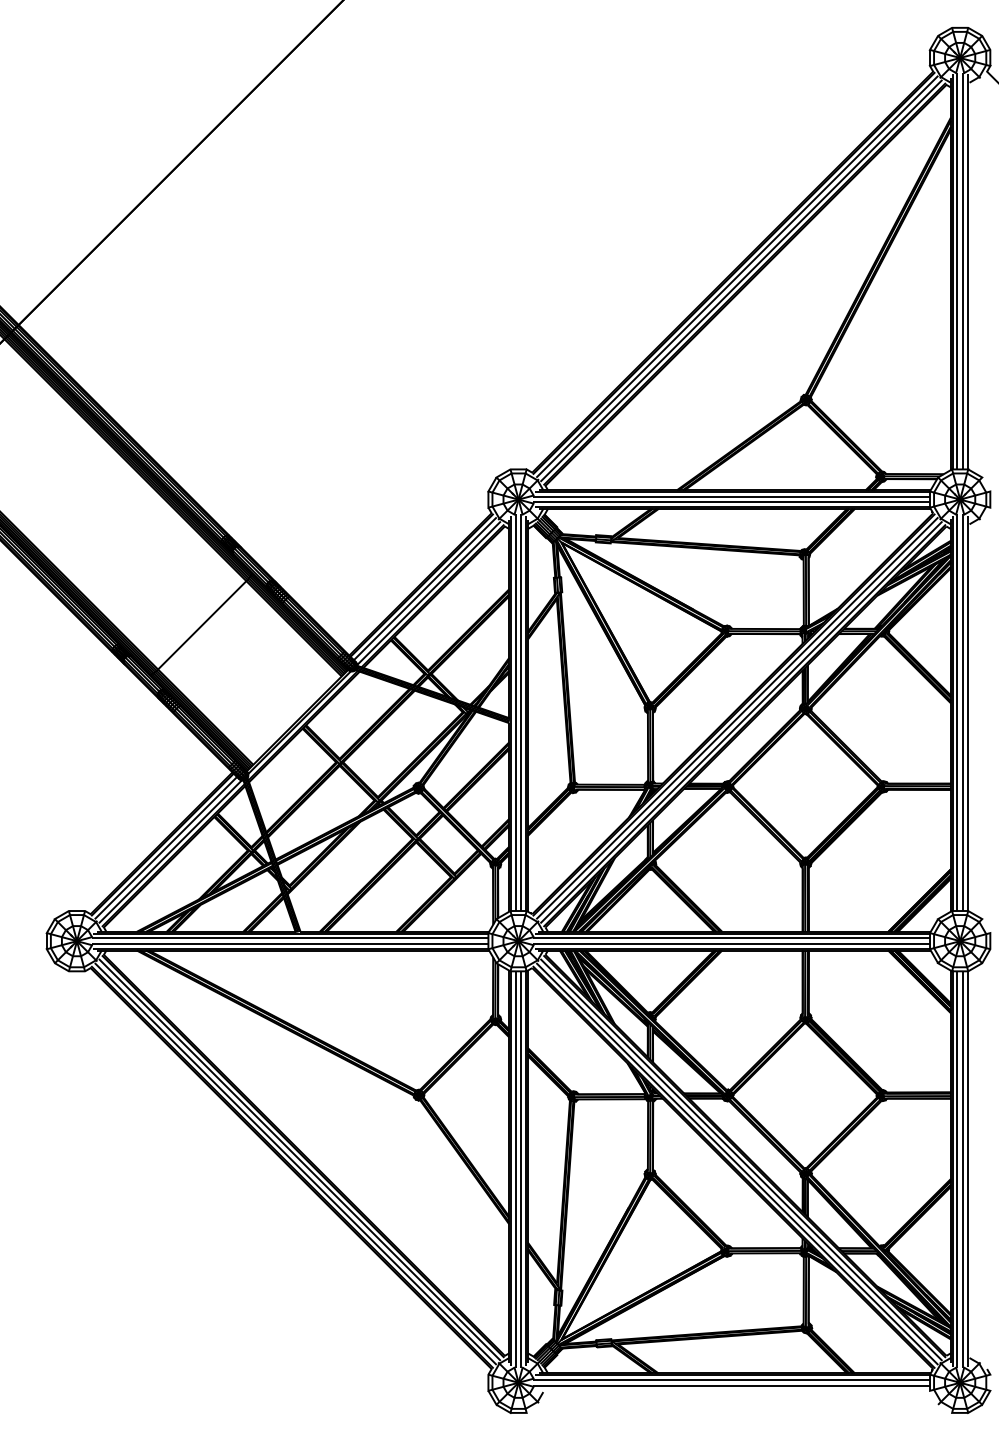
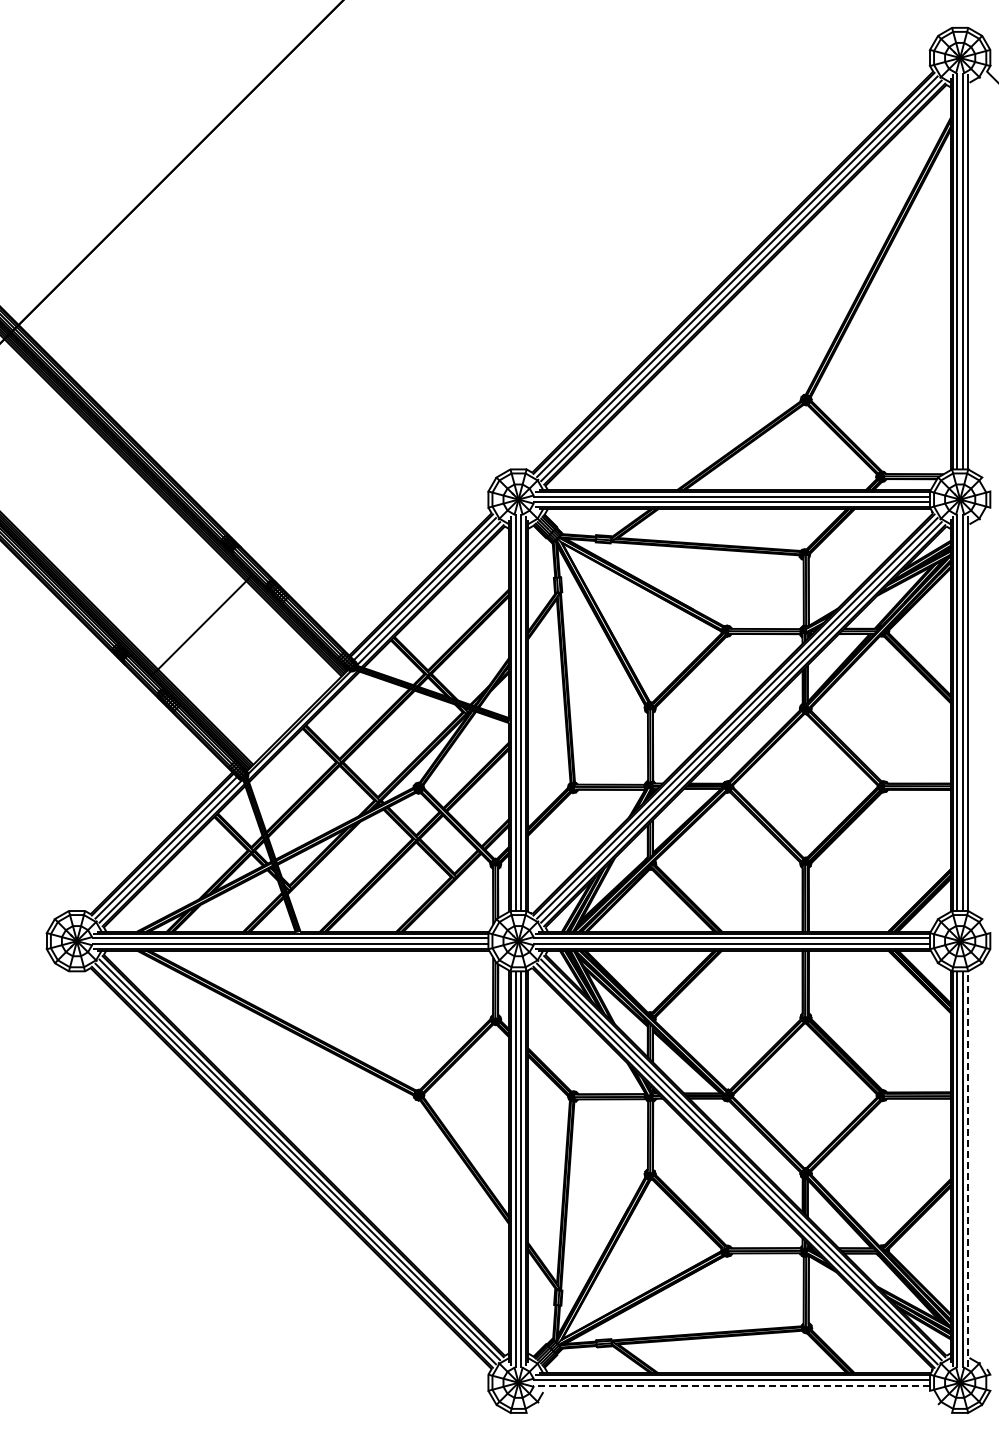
line: solid -> dashed (967, 1168)
line: solid -> dashed (731, 1385)
